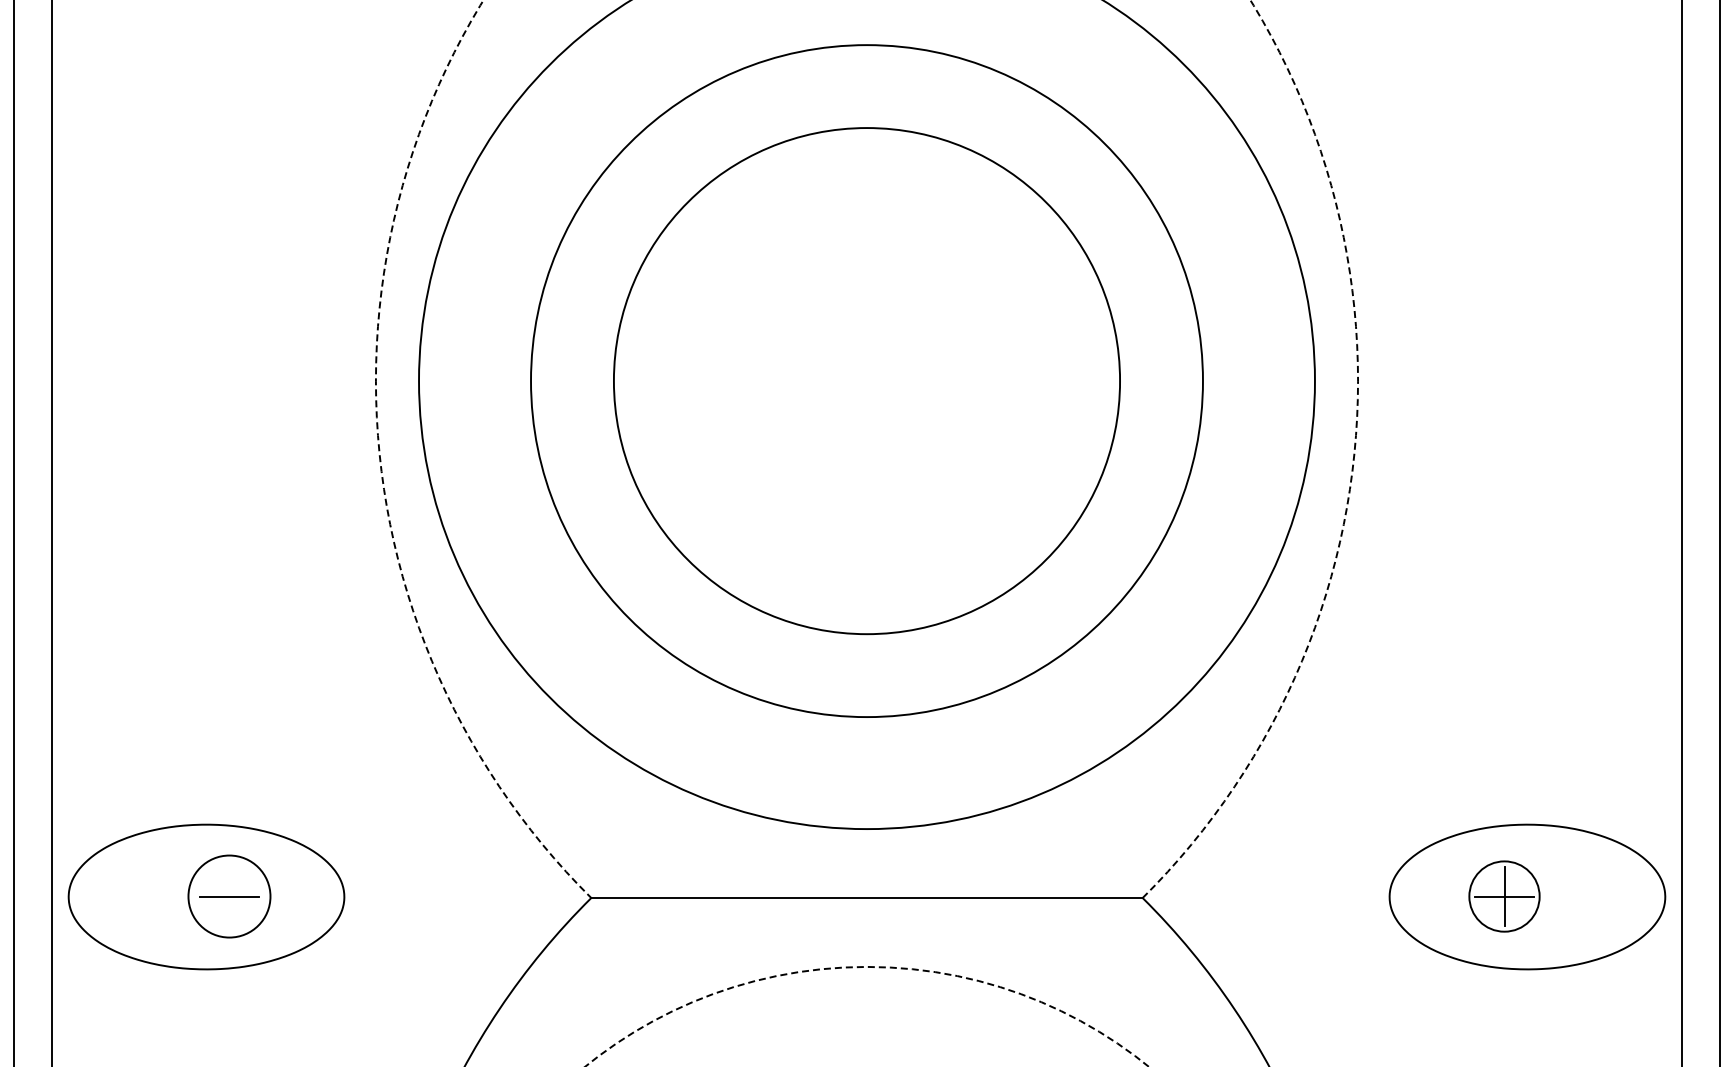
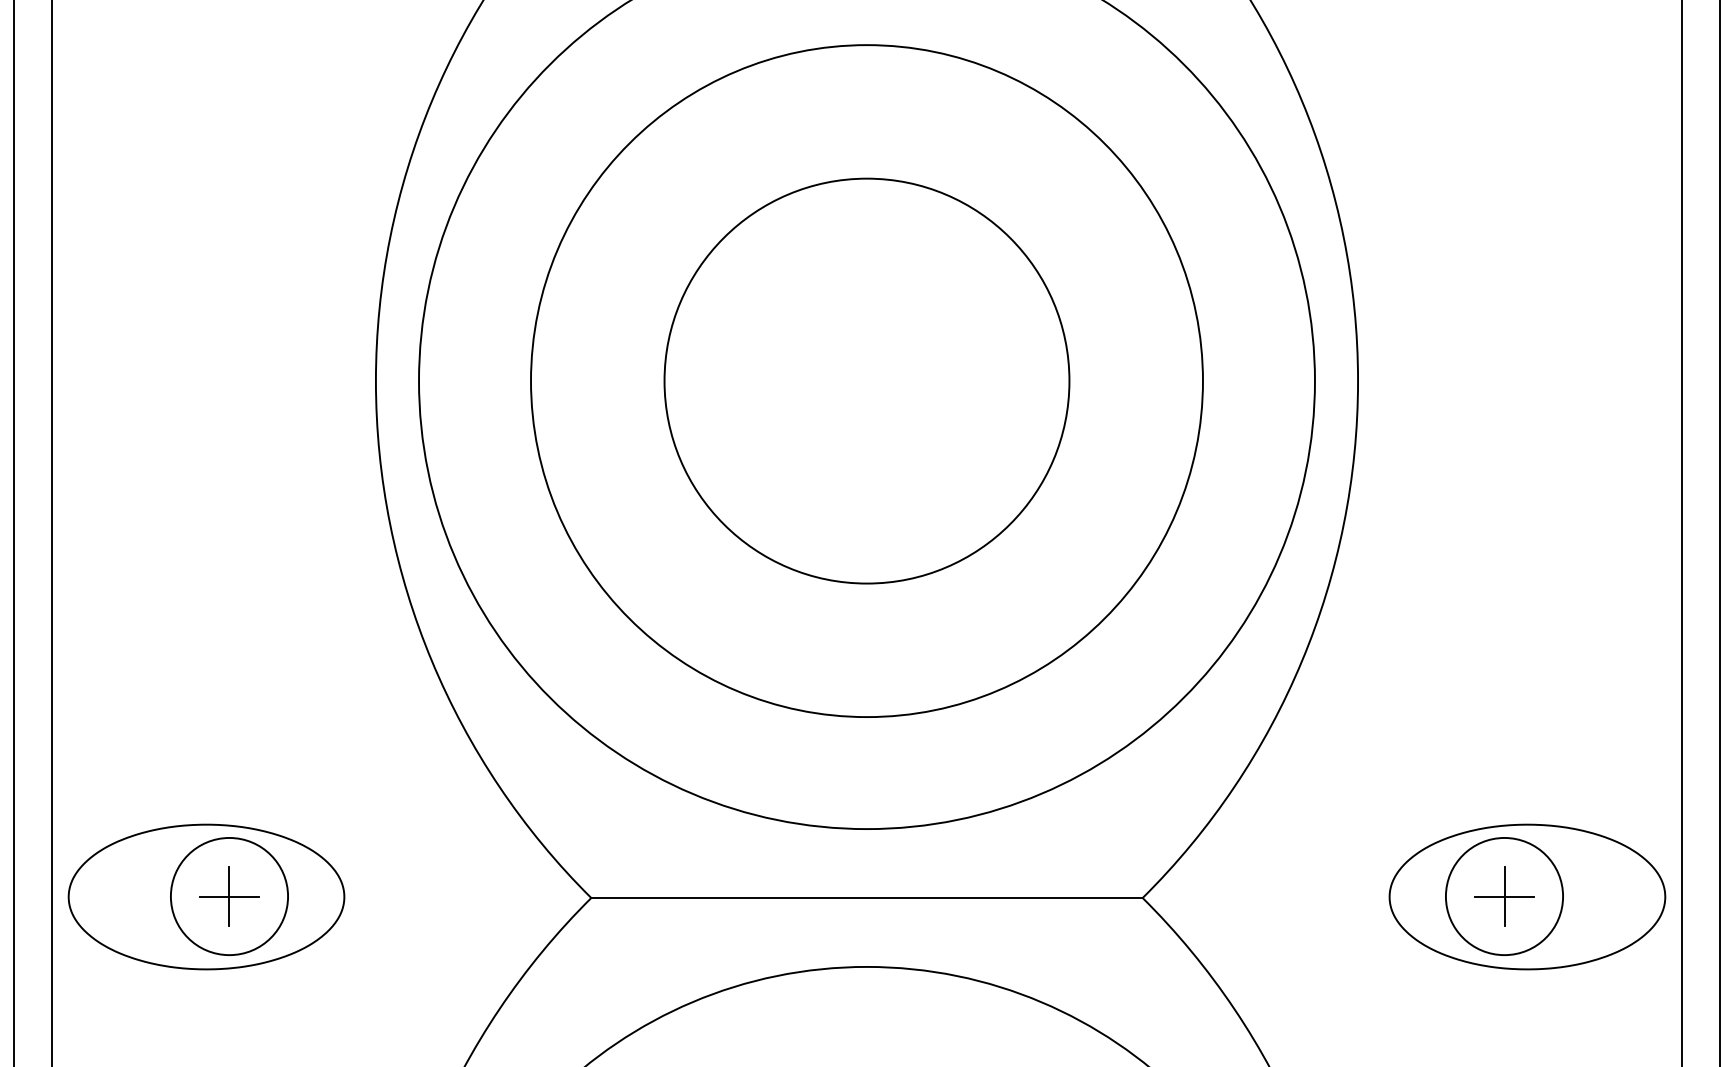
circle diameter: 506 px -> 405 px (866, 380)
arc: dashed -> solid (1353, 465)
arc: dashed -> solid (381, 466)
circle diameter: 82 px -> 117 px (229, 896)
line: none -> present (229, 896)
circle diameter: 70 px -> 117 px (1504, 896)
circle: dashed -> solid (866, 1016)
